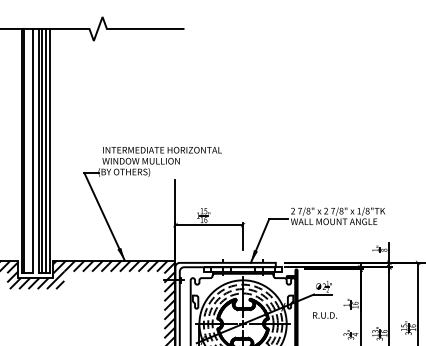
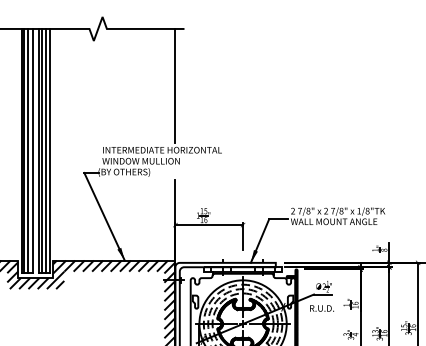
line: none -> present (175, 85)
line: none -> present (28, 150)
text position: (324, 315) -> (321, 308) (321, 308)
